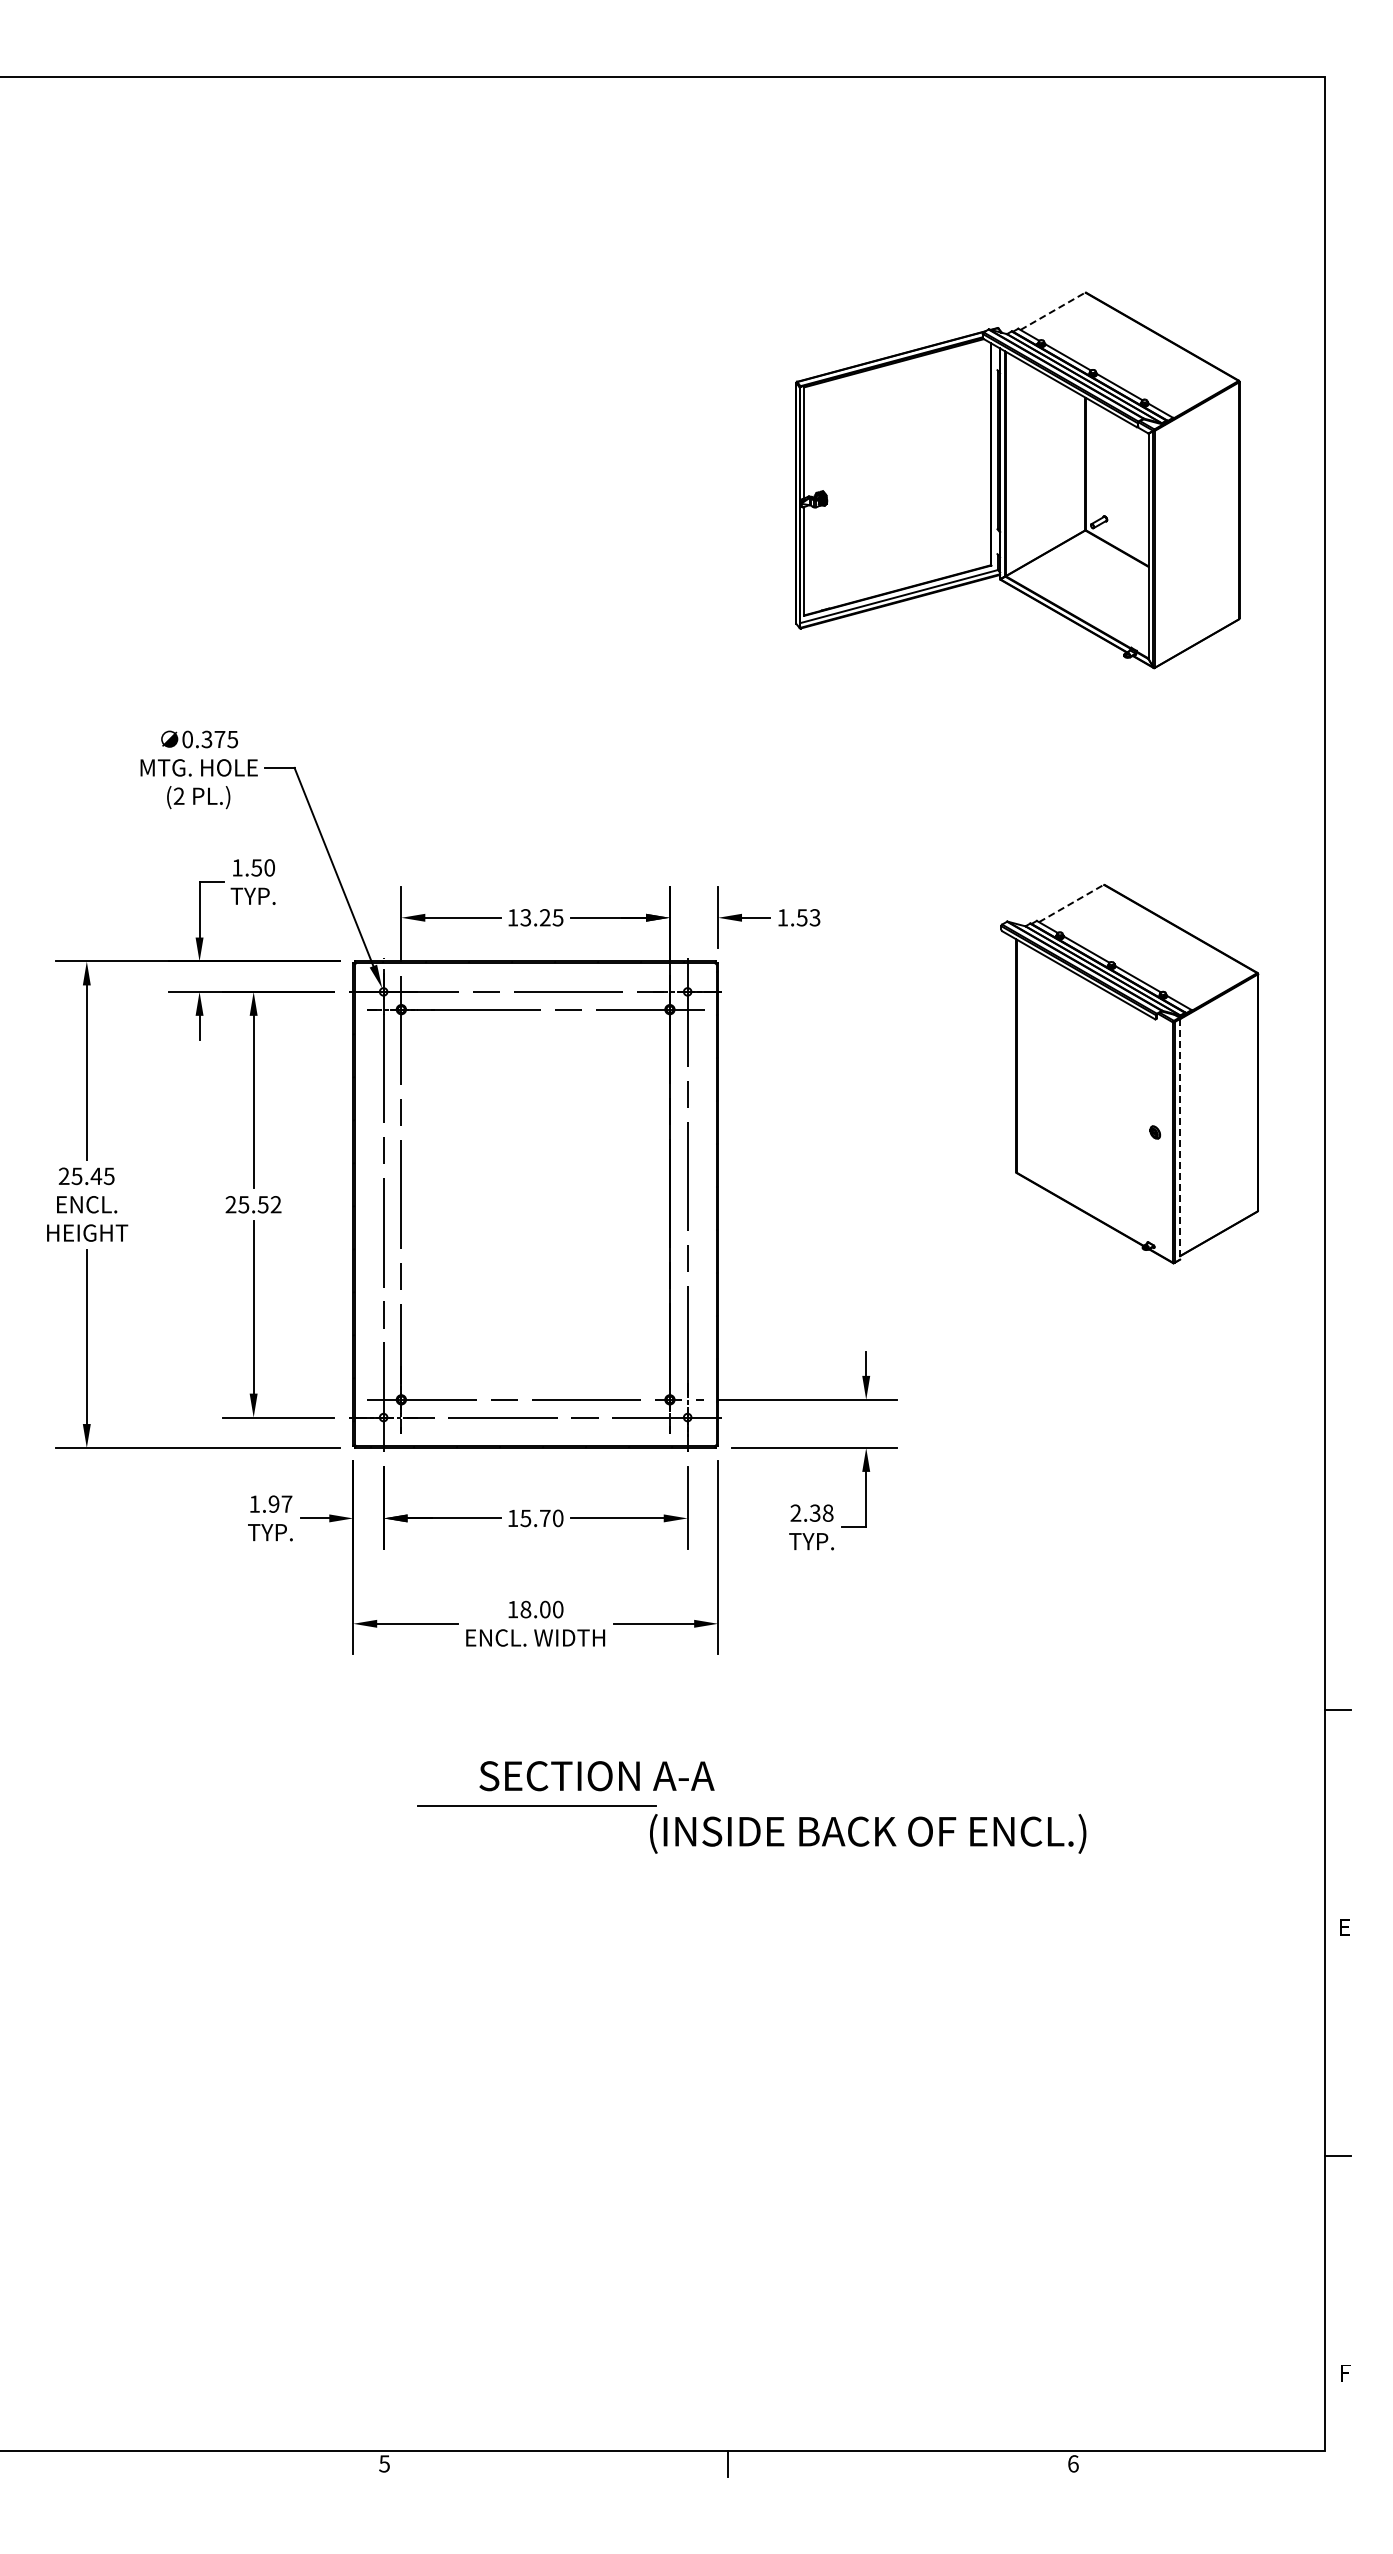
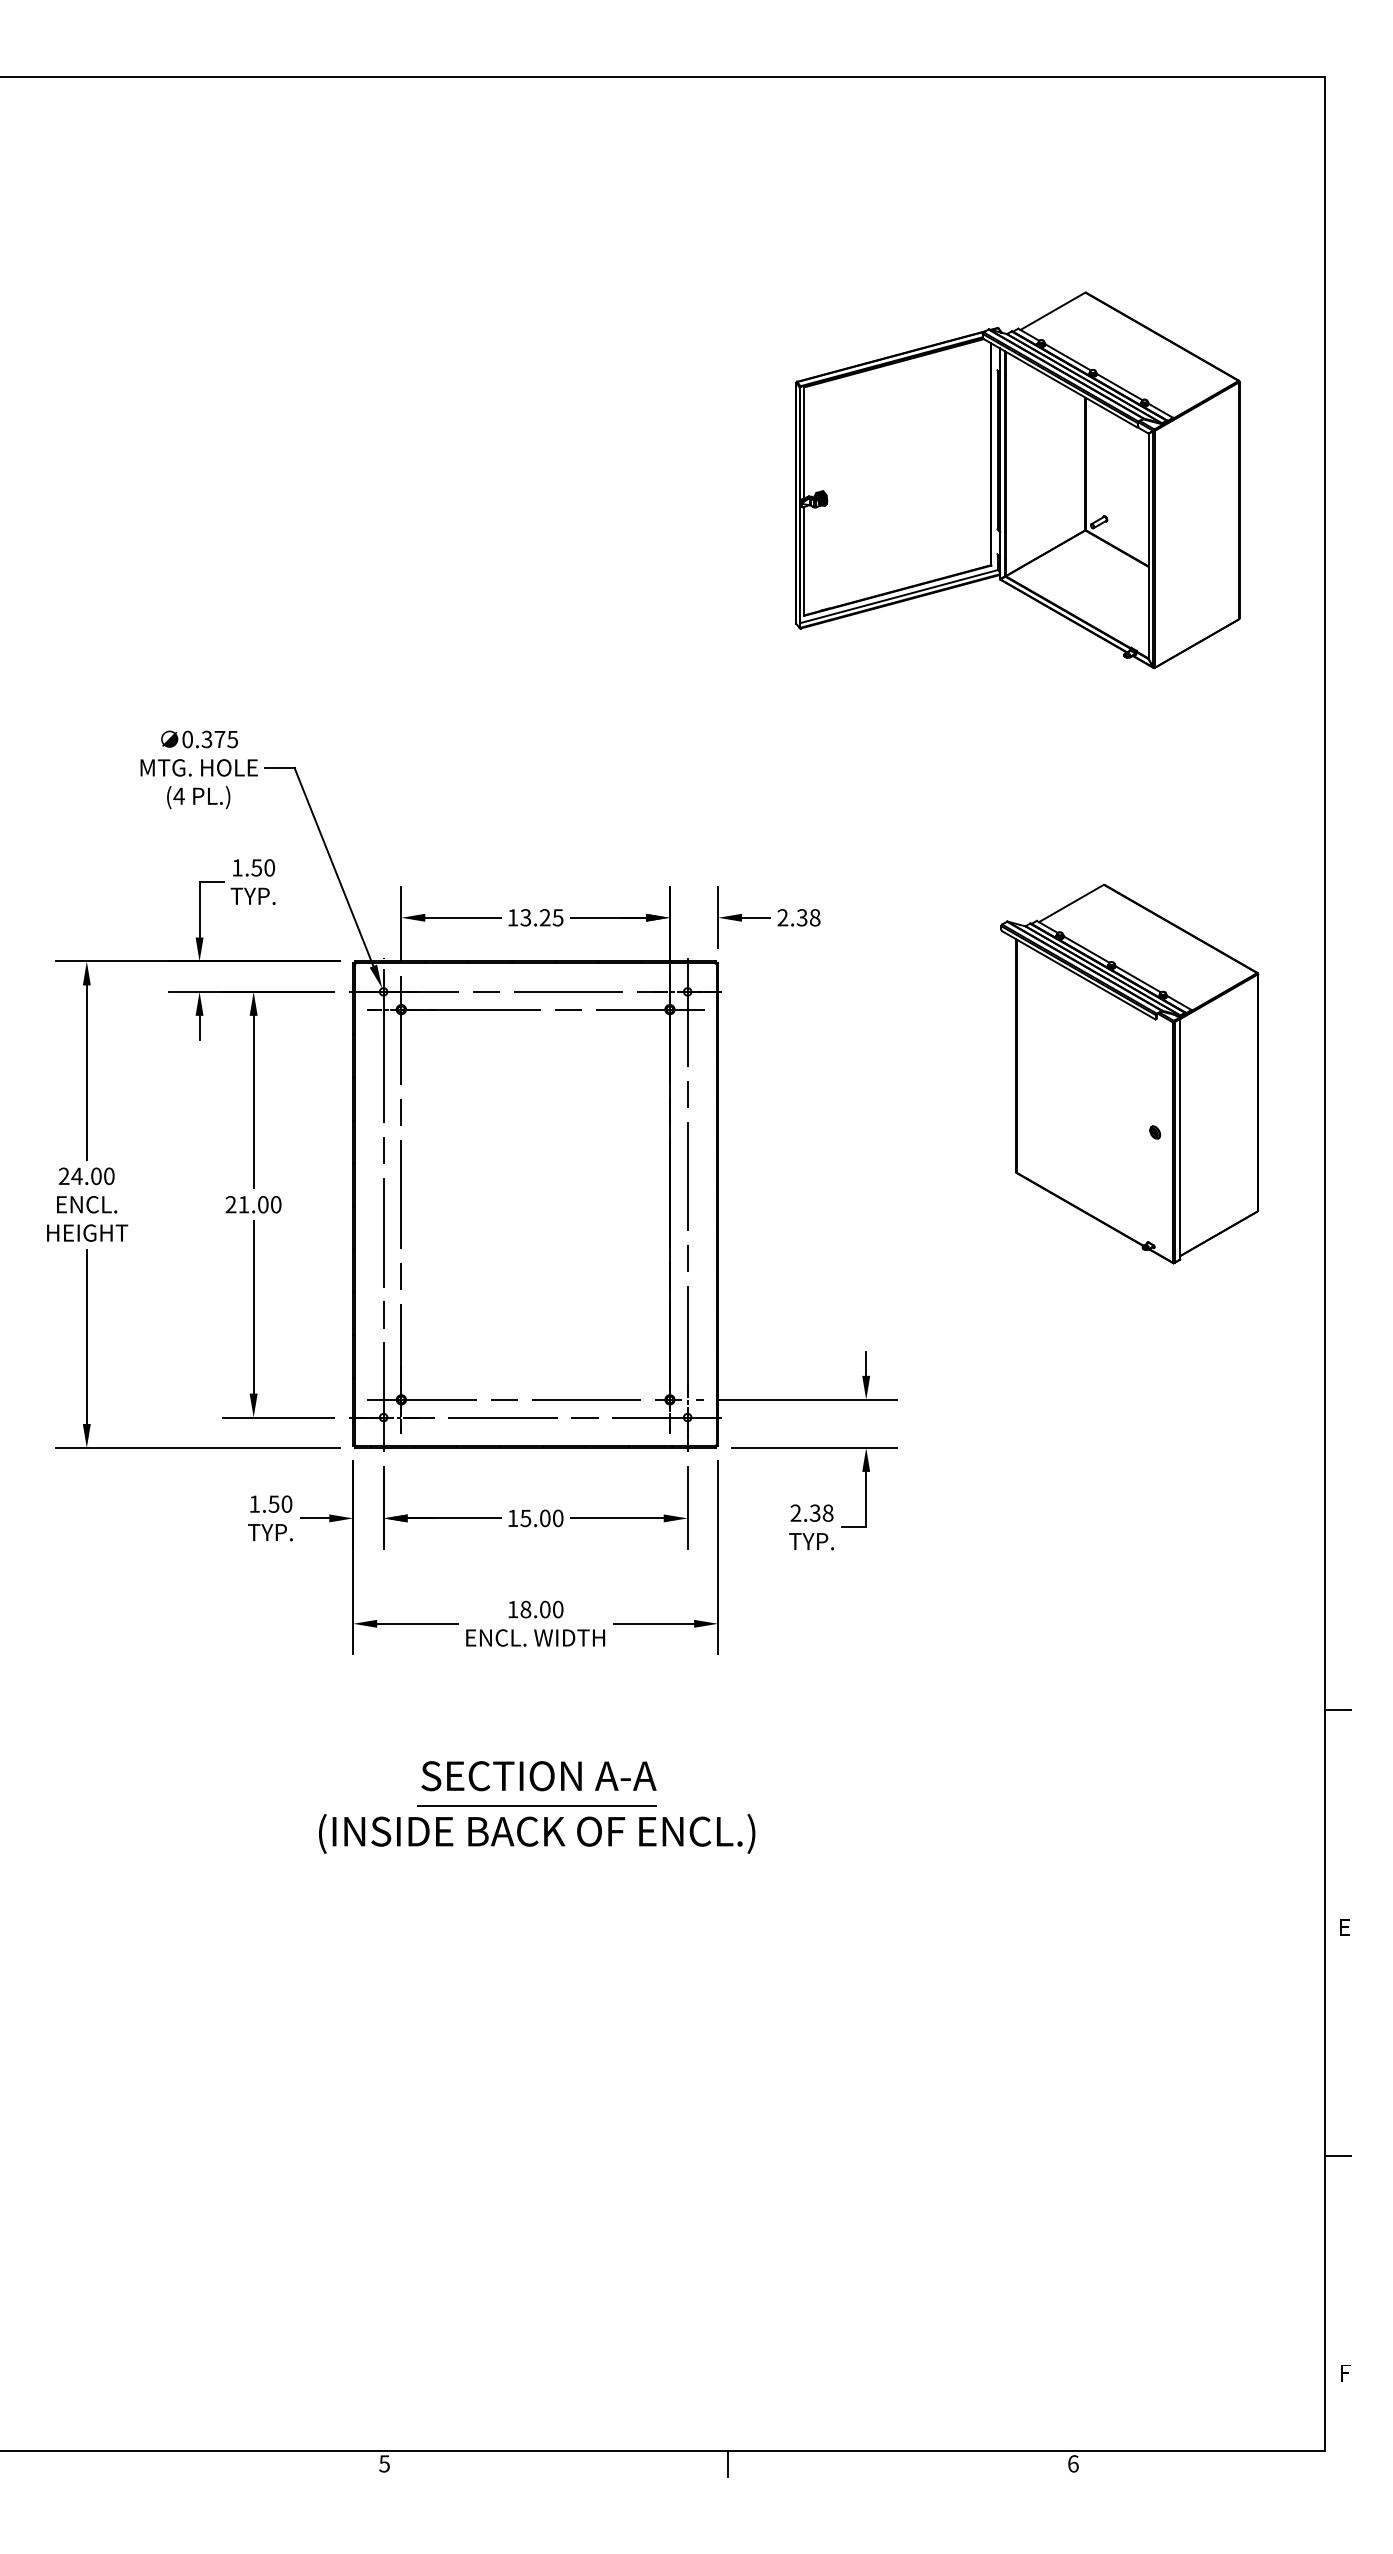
line: dashed -> solid (1053, 311)
text: (2 -> (4 (178, 795)
line: dashed -> solid (1071, 903)
text: 1.53 -> 2.38 (798, 917)
line: dashed -> solid (1180, 1139)
text: 25.45 -> 24.00 (92, 1176)
text: 25.52 -> 21.00 (259, 1204)
text: 1.97 -> 1.50 (280, 1503)
text: 15.70 -> 15.00 (545, 1518)
text position: (596, 1776) -> (538, 1776) (538, 1776)
text position: (868, 1833) -> (537, 1833) (537, 1833)
